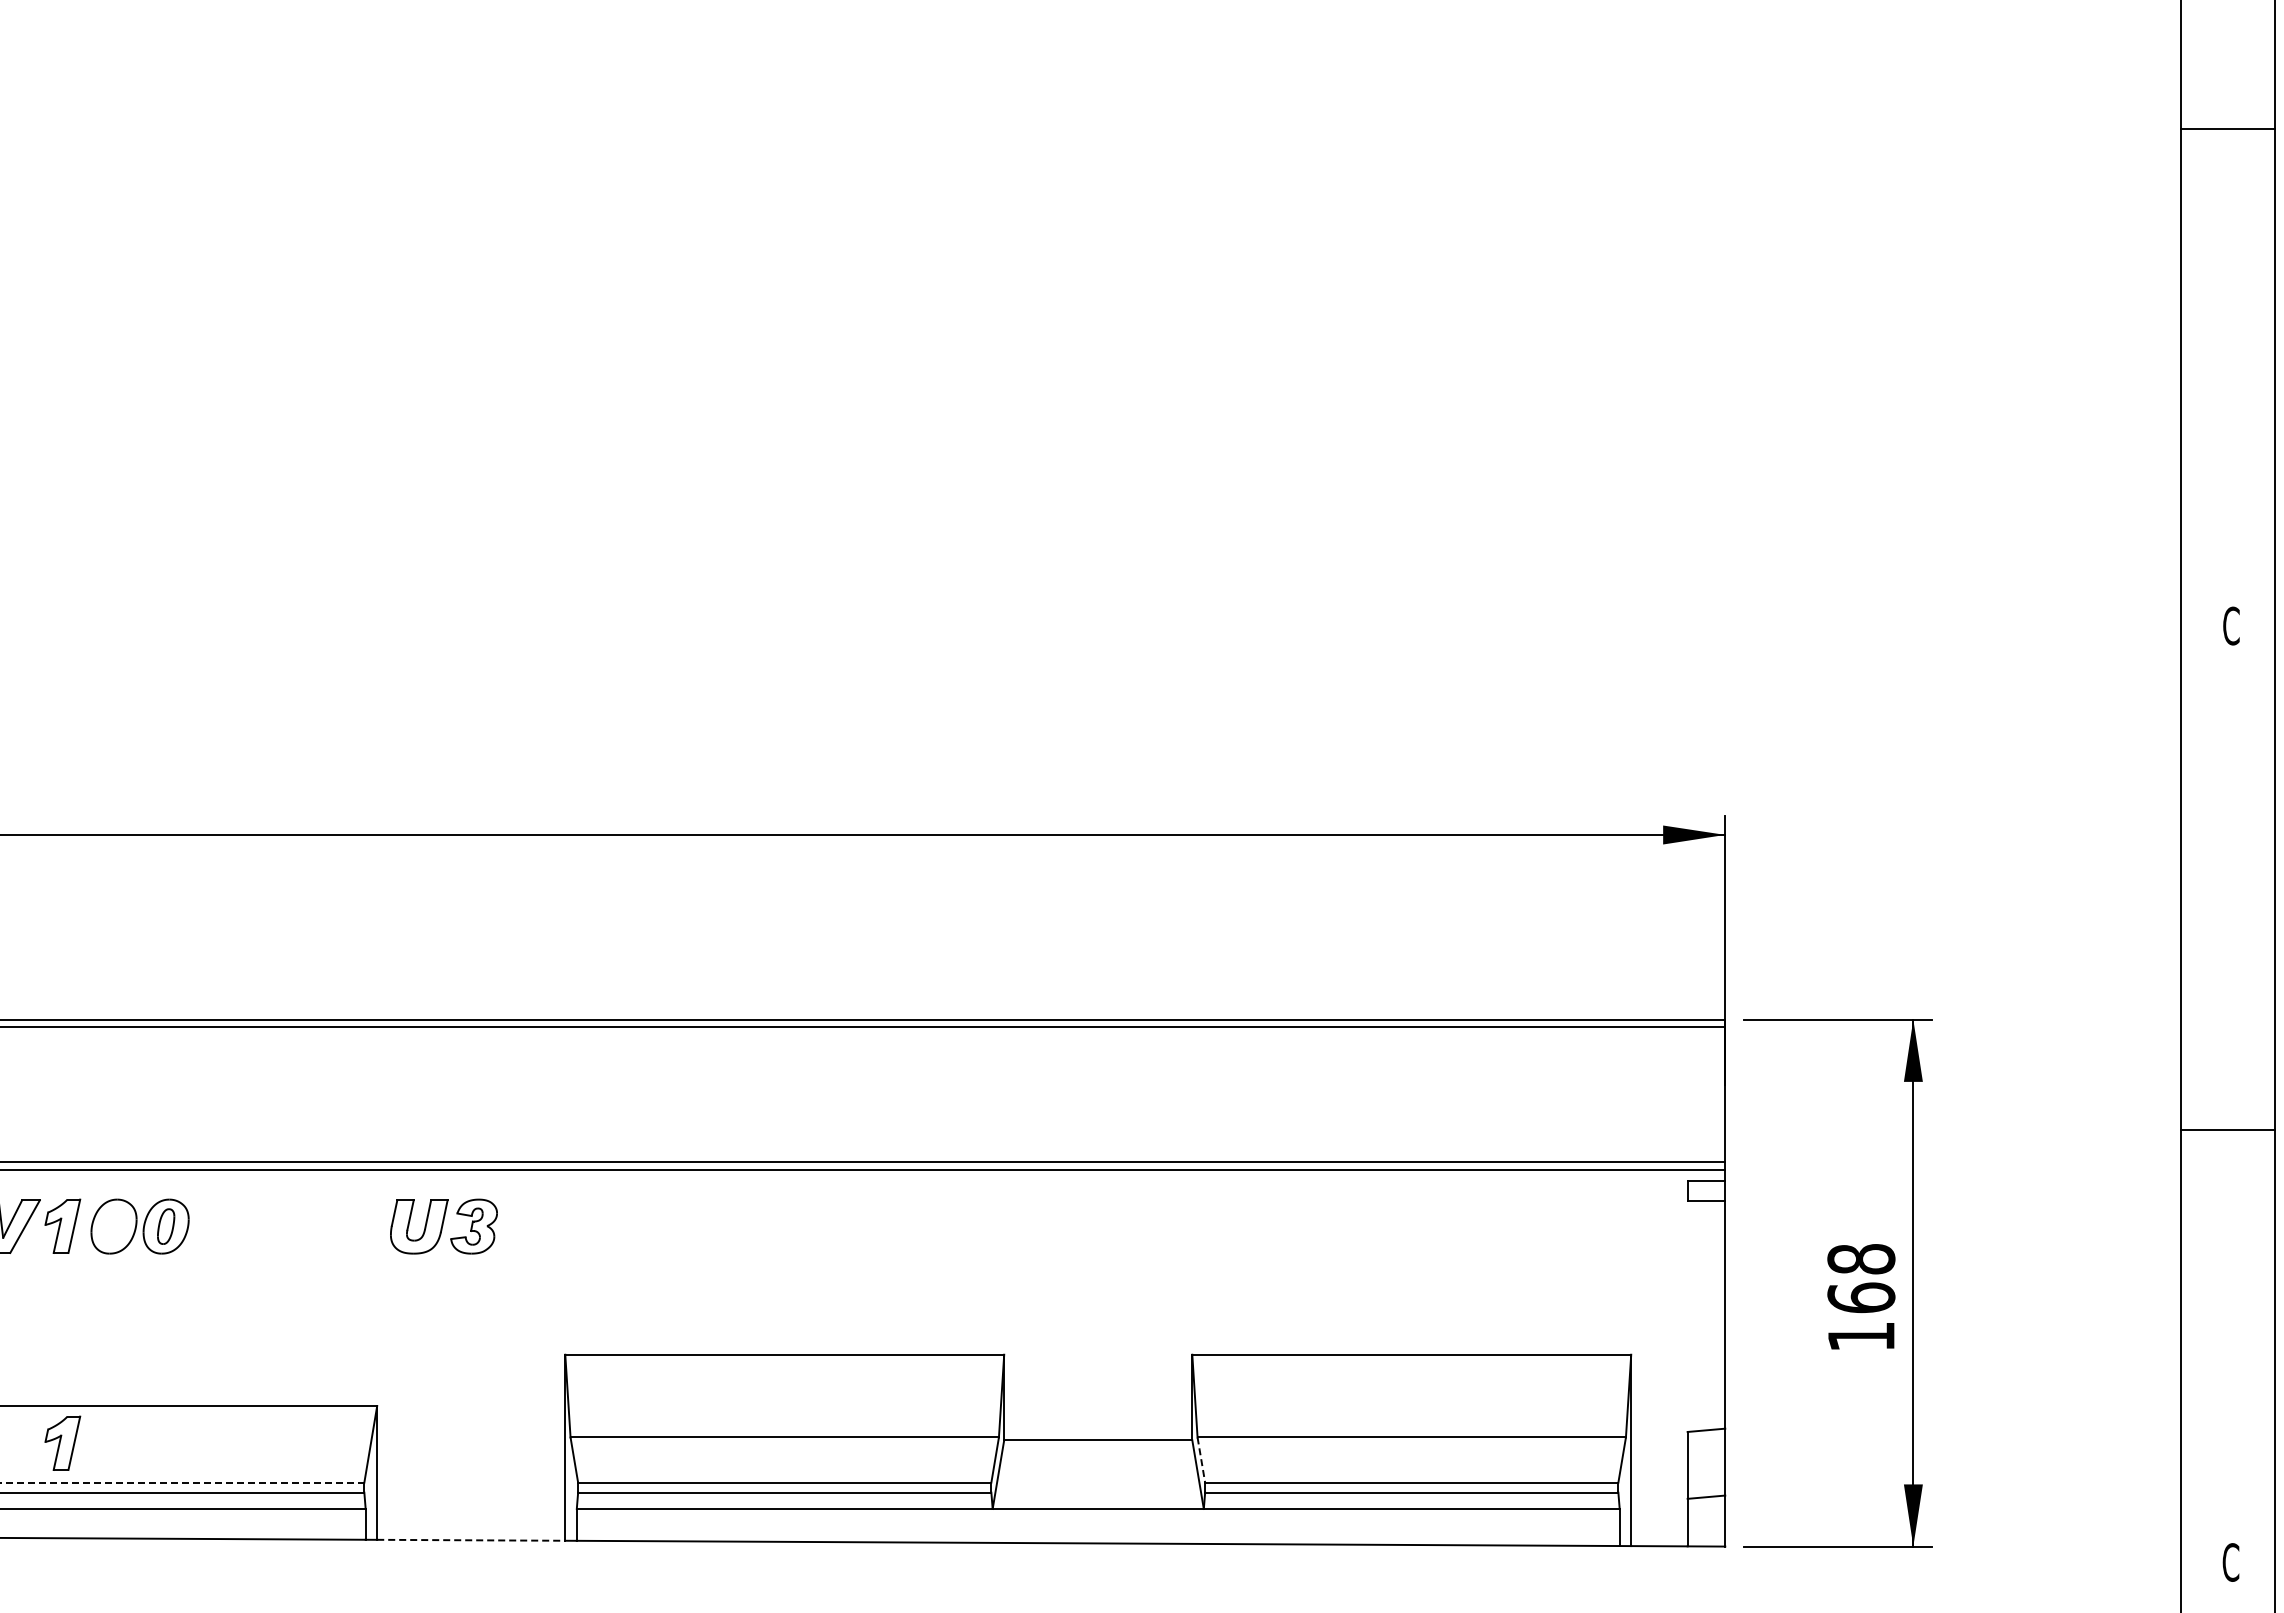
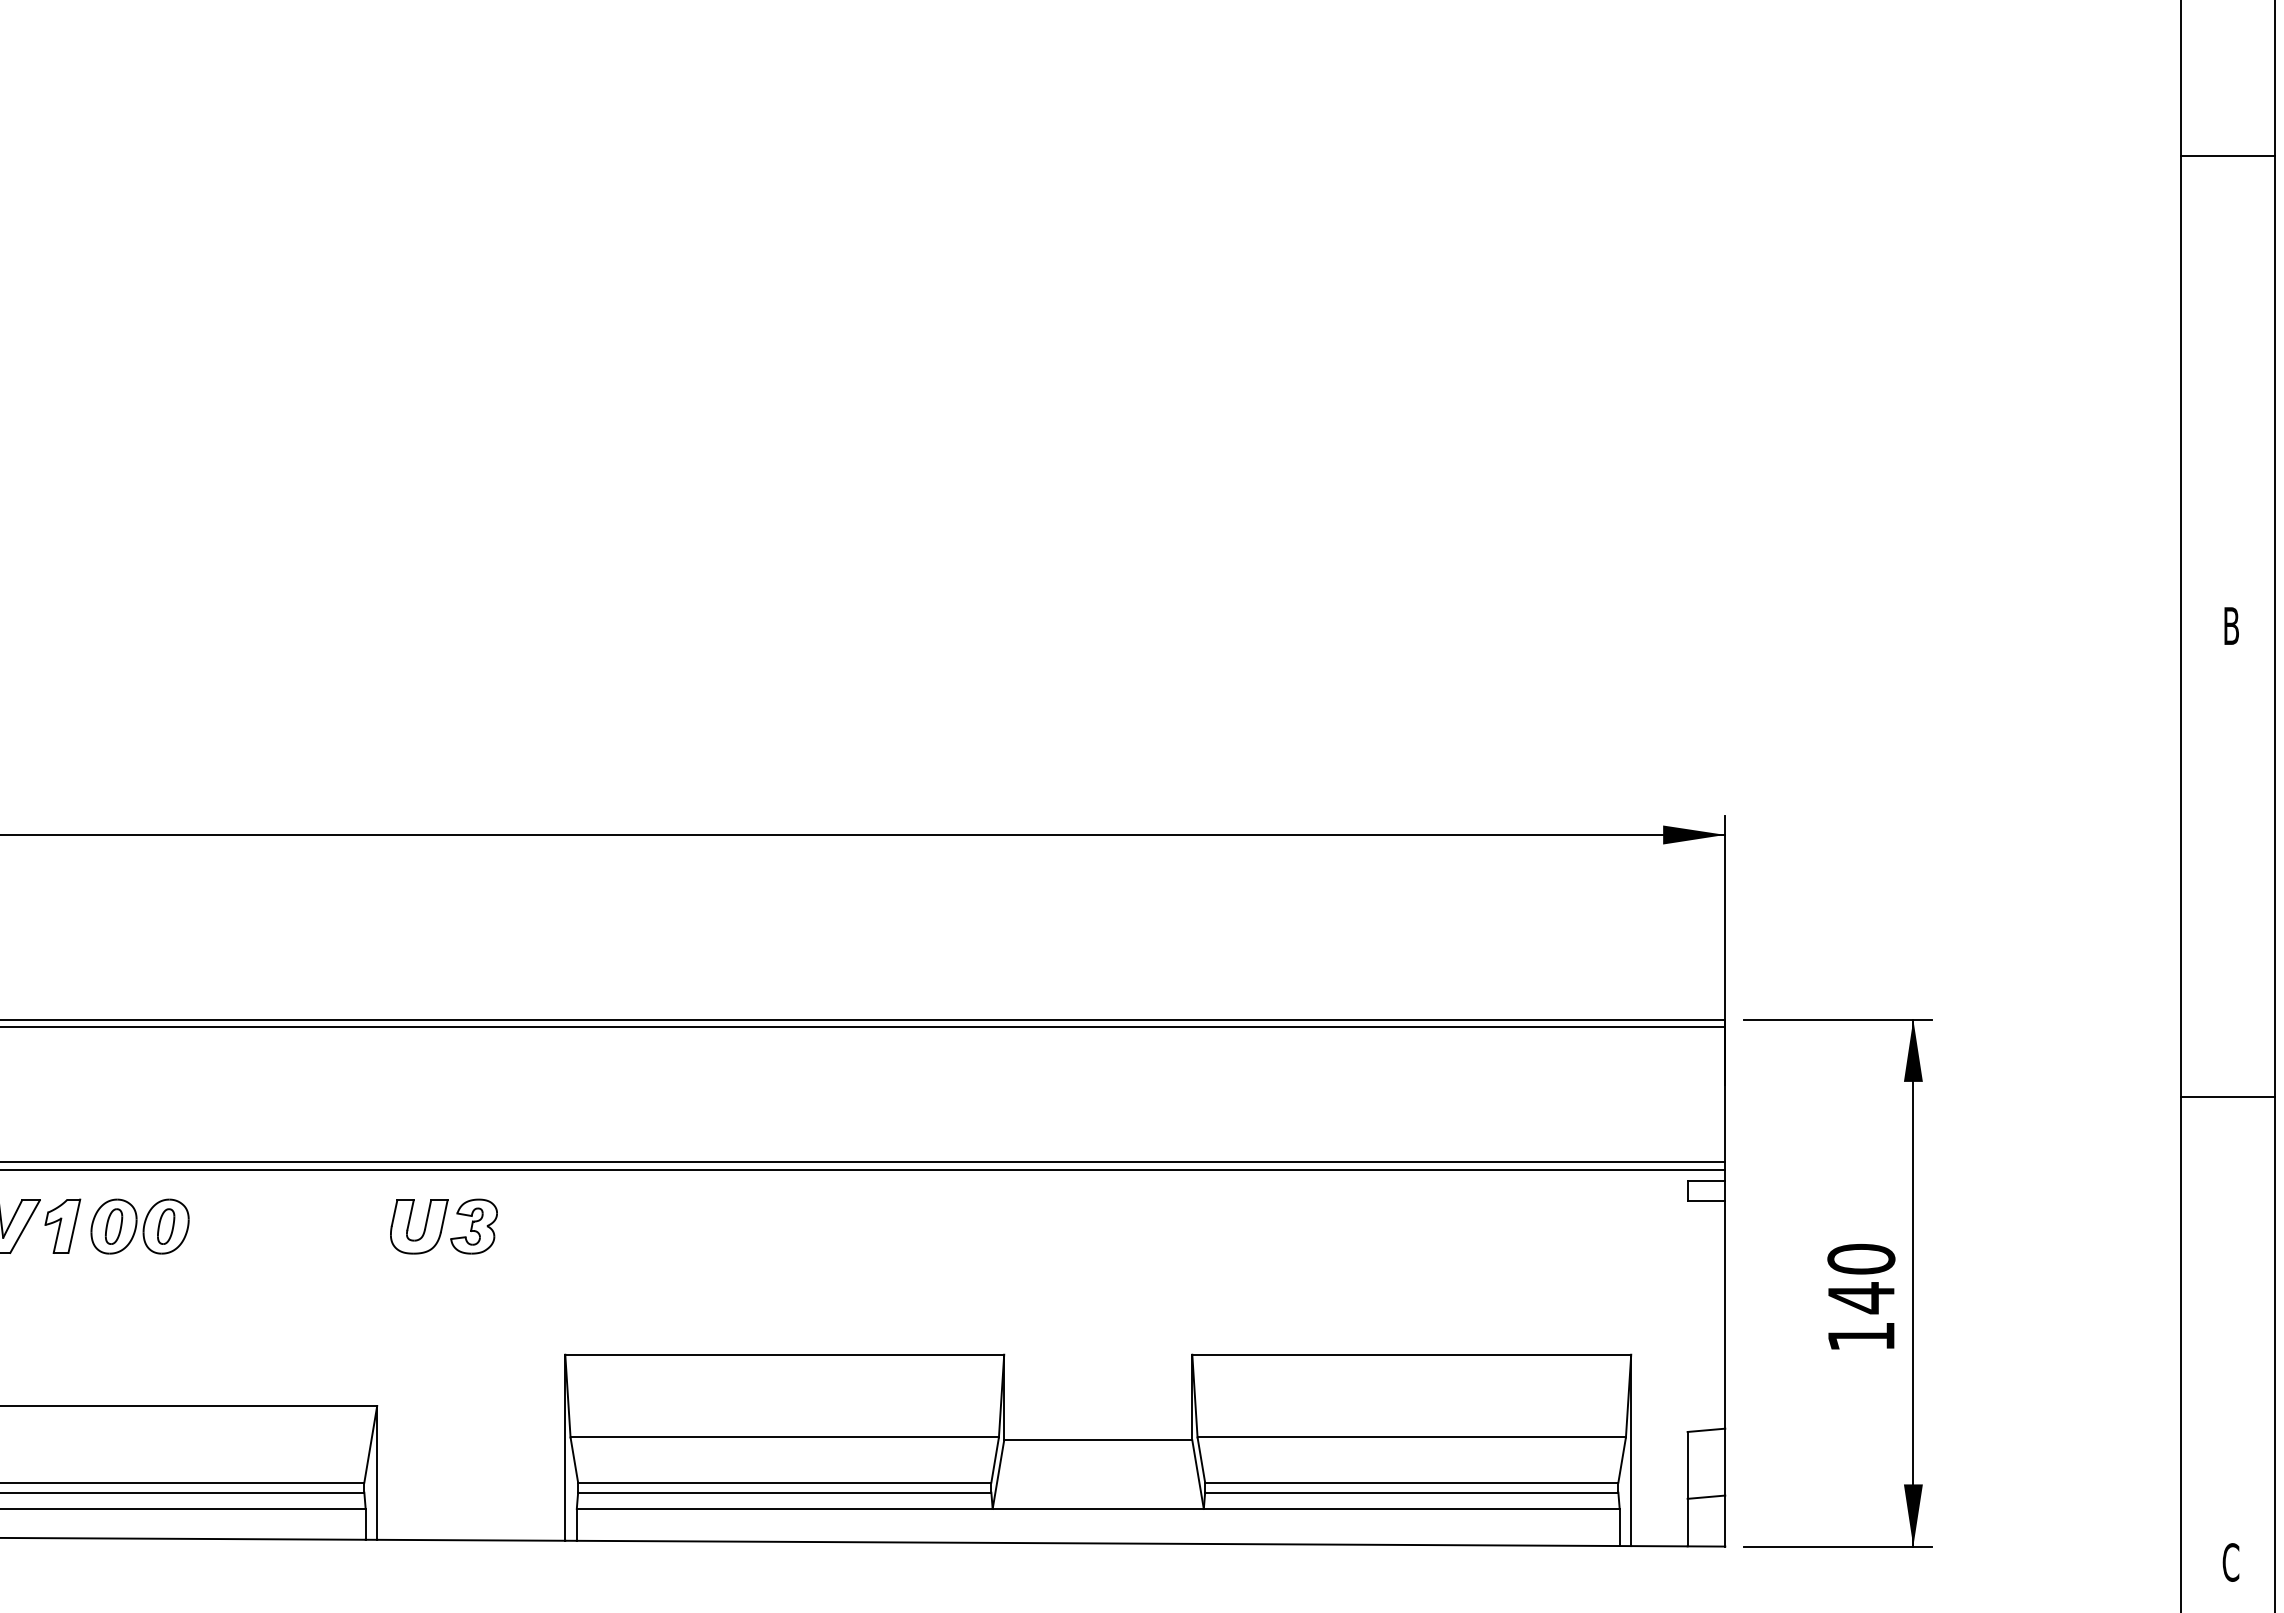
line position: (2228, 129) -> (2228, 156) (2228, 156)
text: C -> B (2231, 625)
line position: (2228, 1129) -> (2228, 1096) (2228, 1096)
part: none -> present (114, 1226)
text: 168 -> 140 (1861, 1279)
part: present -> none (62, 1442)
line: dashed -> solid (1201, 1460)
line: dashed -> solid (182, 1482)
line: dashed -> solid (471, 1540)
